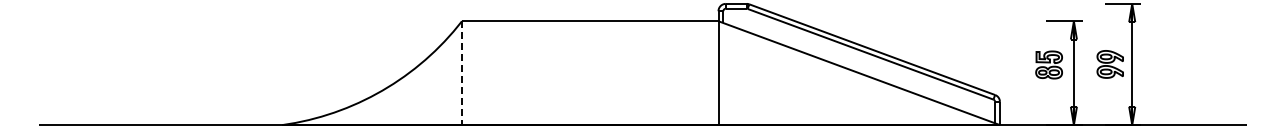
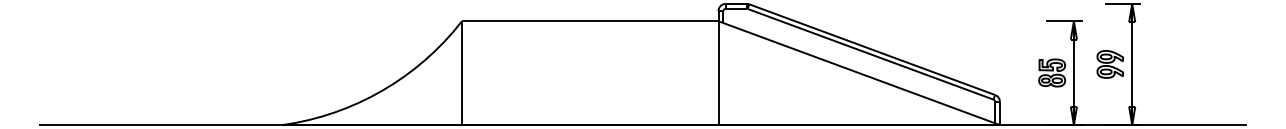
part position: (1048, 64) -> (1051, 72) (1051, 72)
line: dashed -> solid (461, 73)
